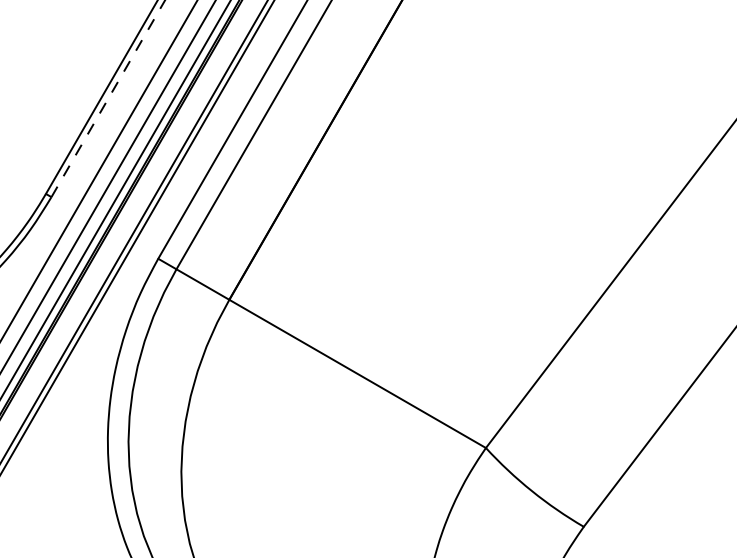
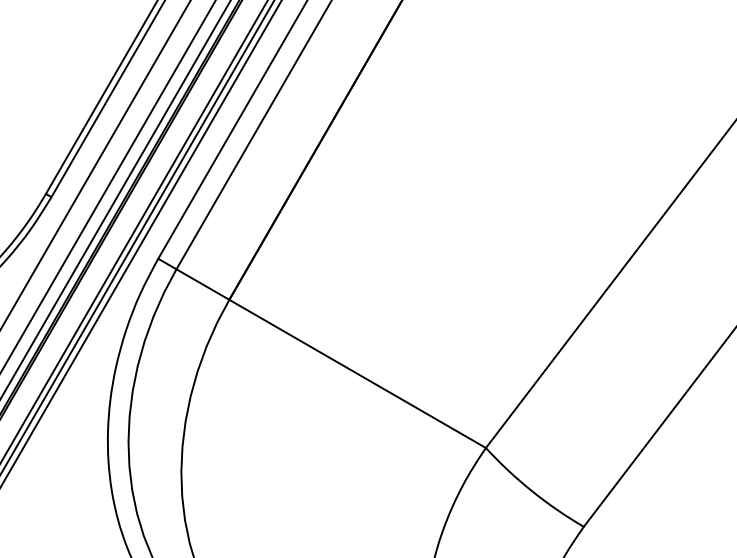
line: dashed -> solid (108, 98)
line position: (99, 170) -> (95, 164) (95, 164)
line: none -> present (141, 243)
